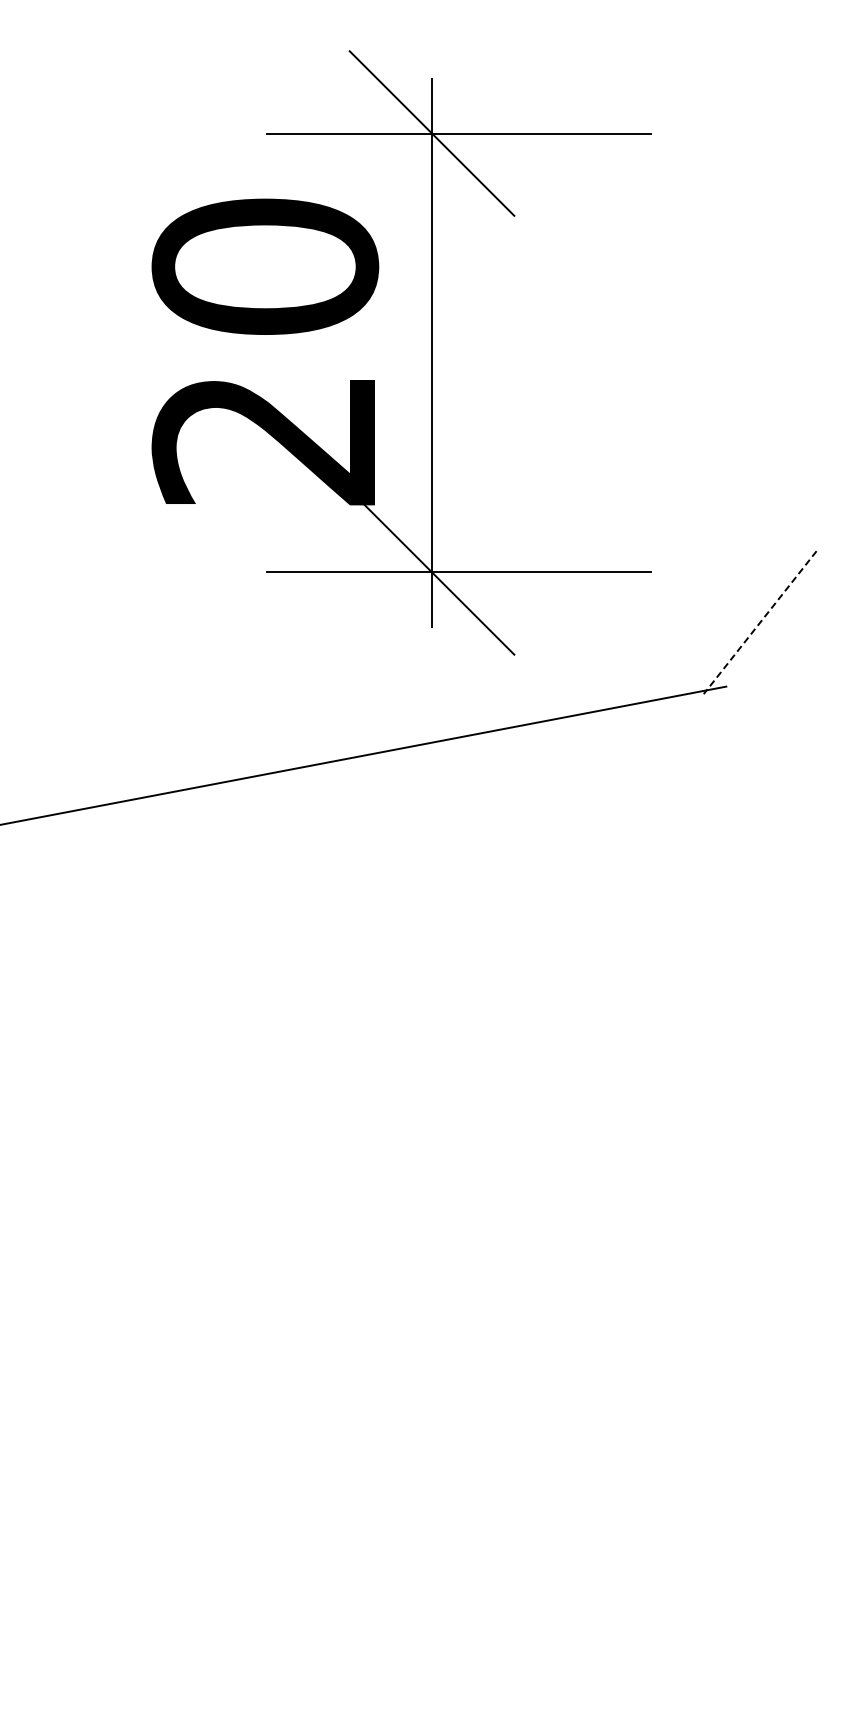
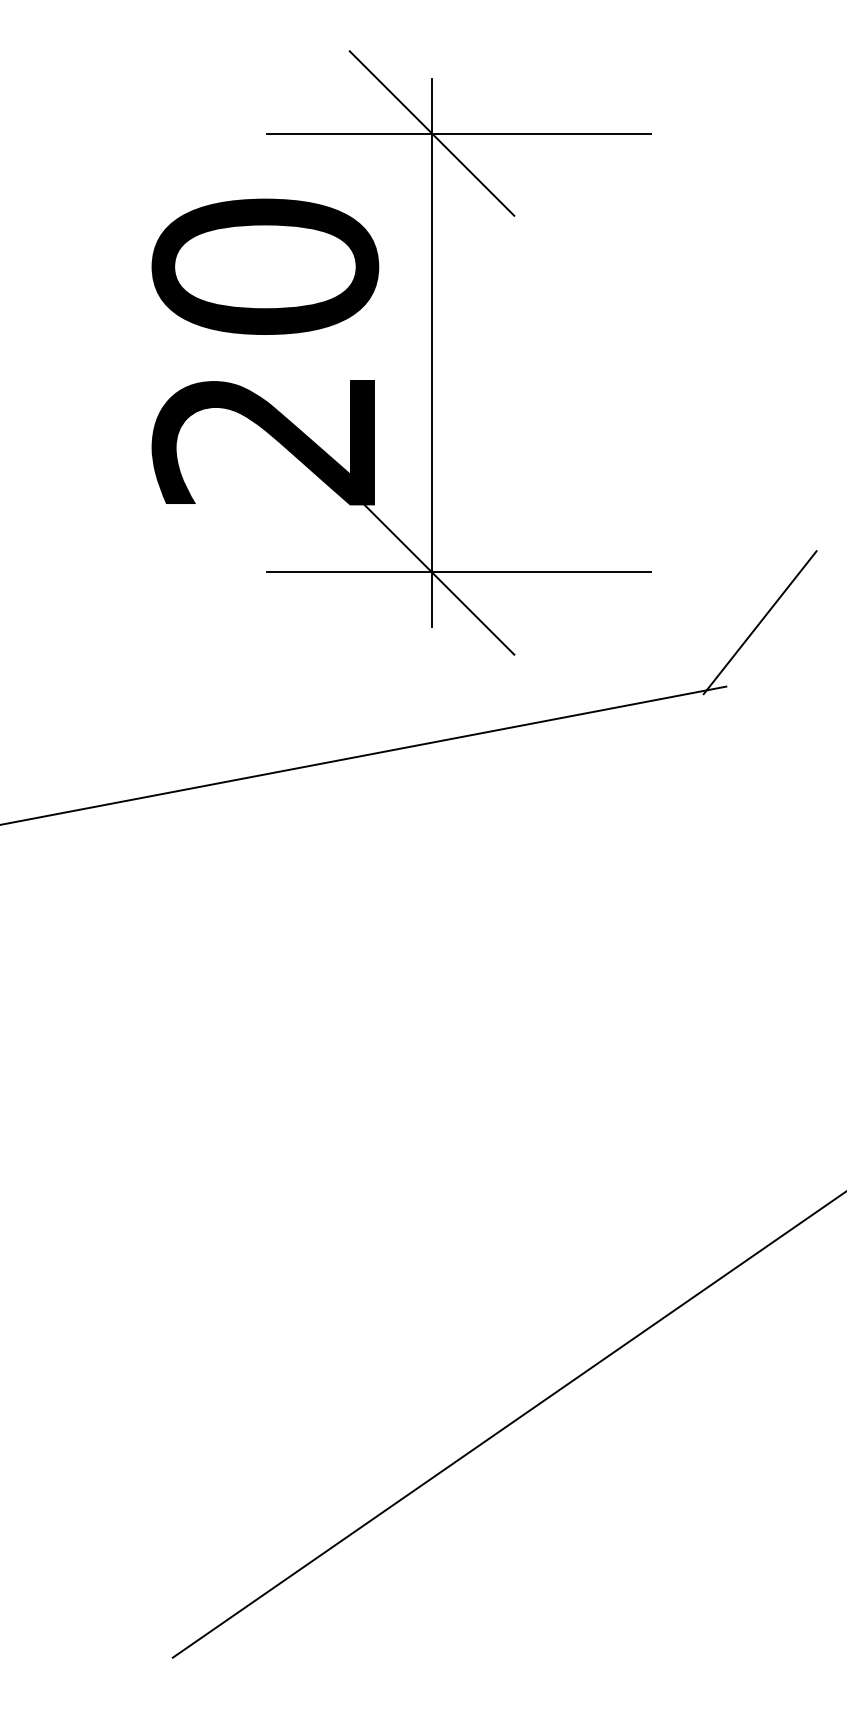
line: dashed -> solid (759, 623)
line: none -> present (507, 1425)
